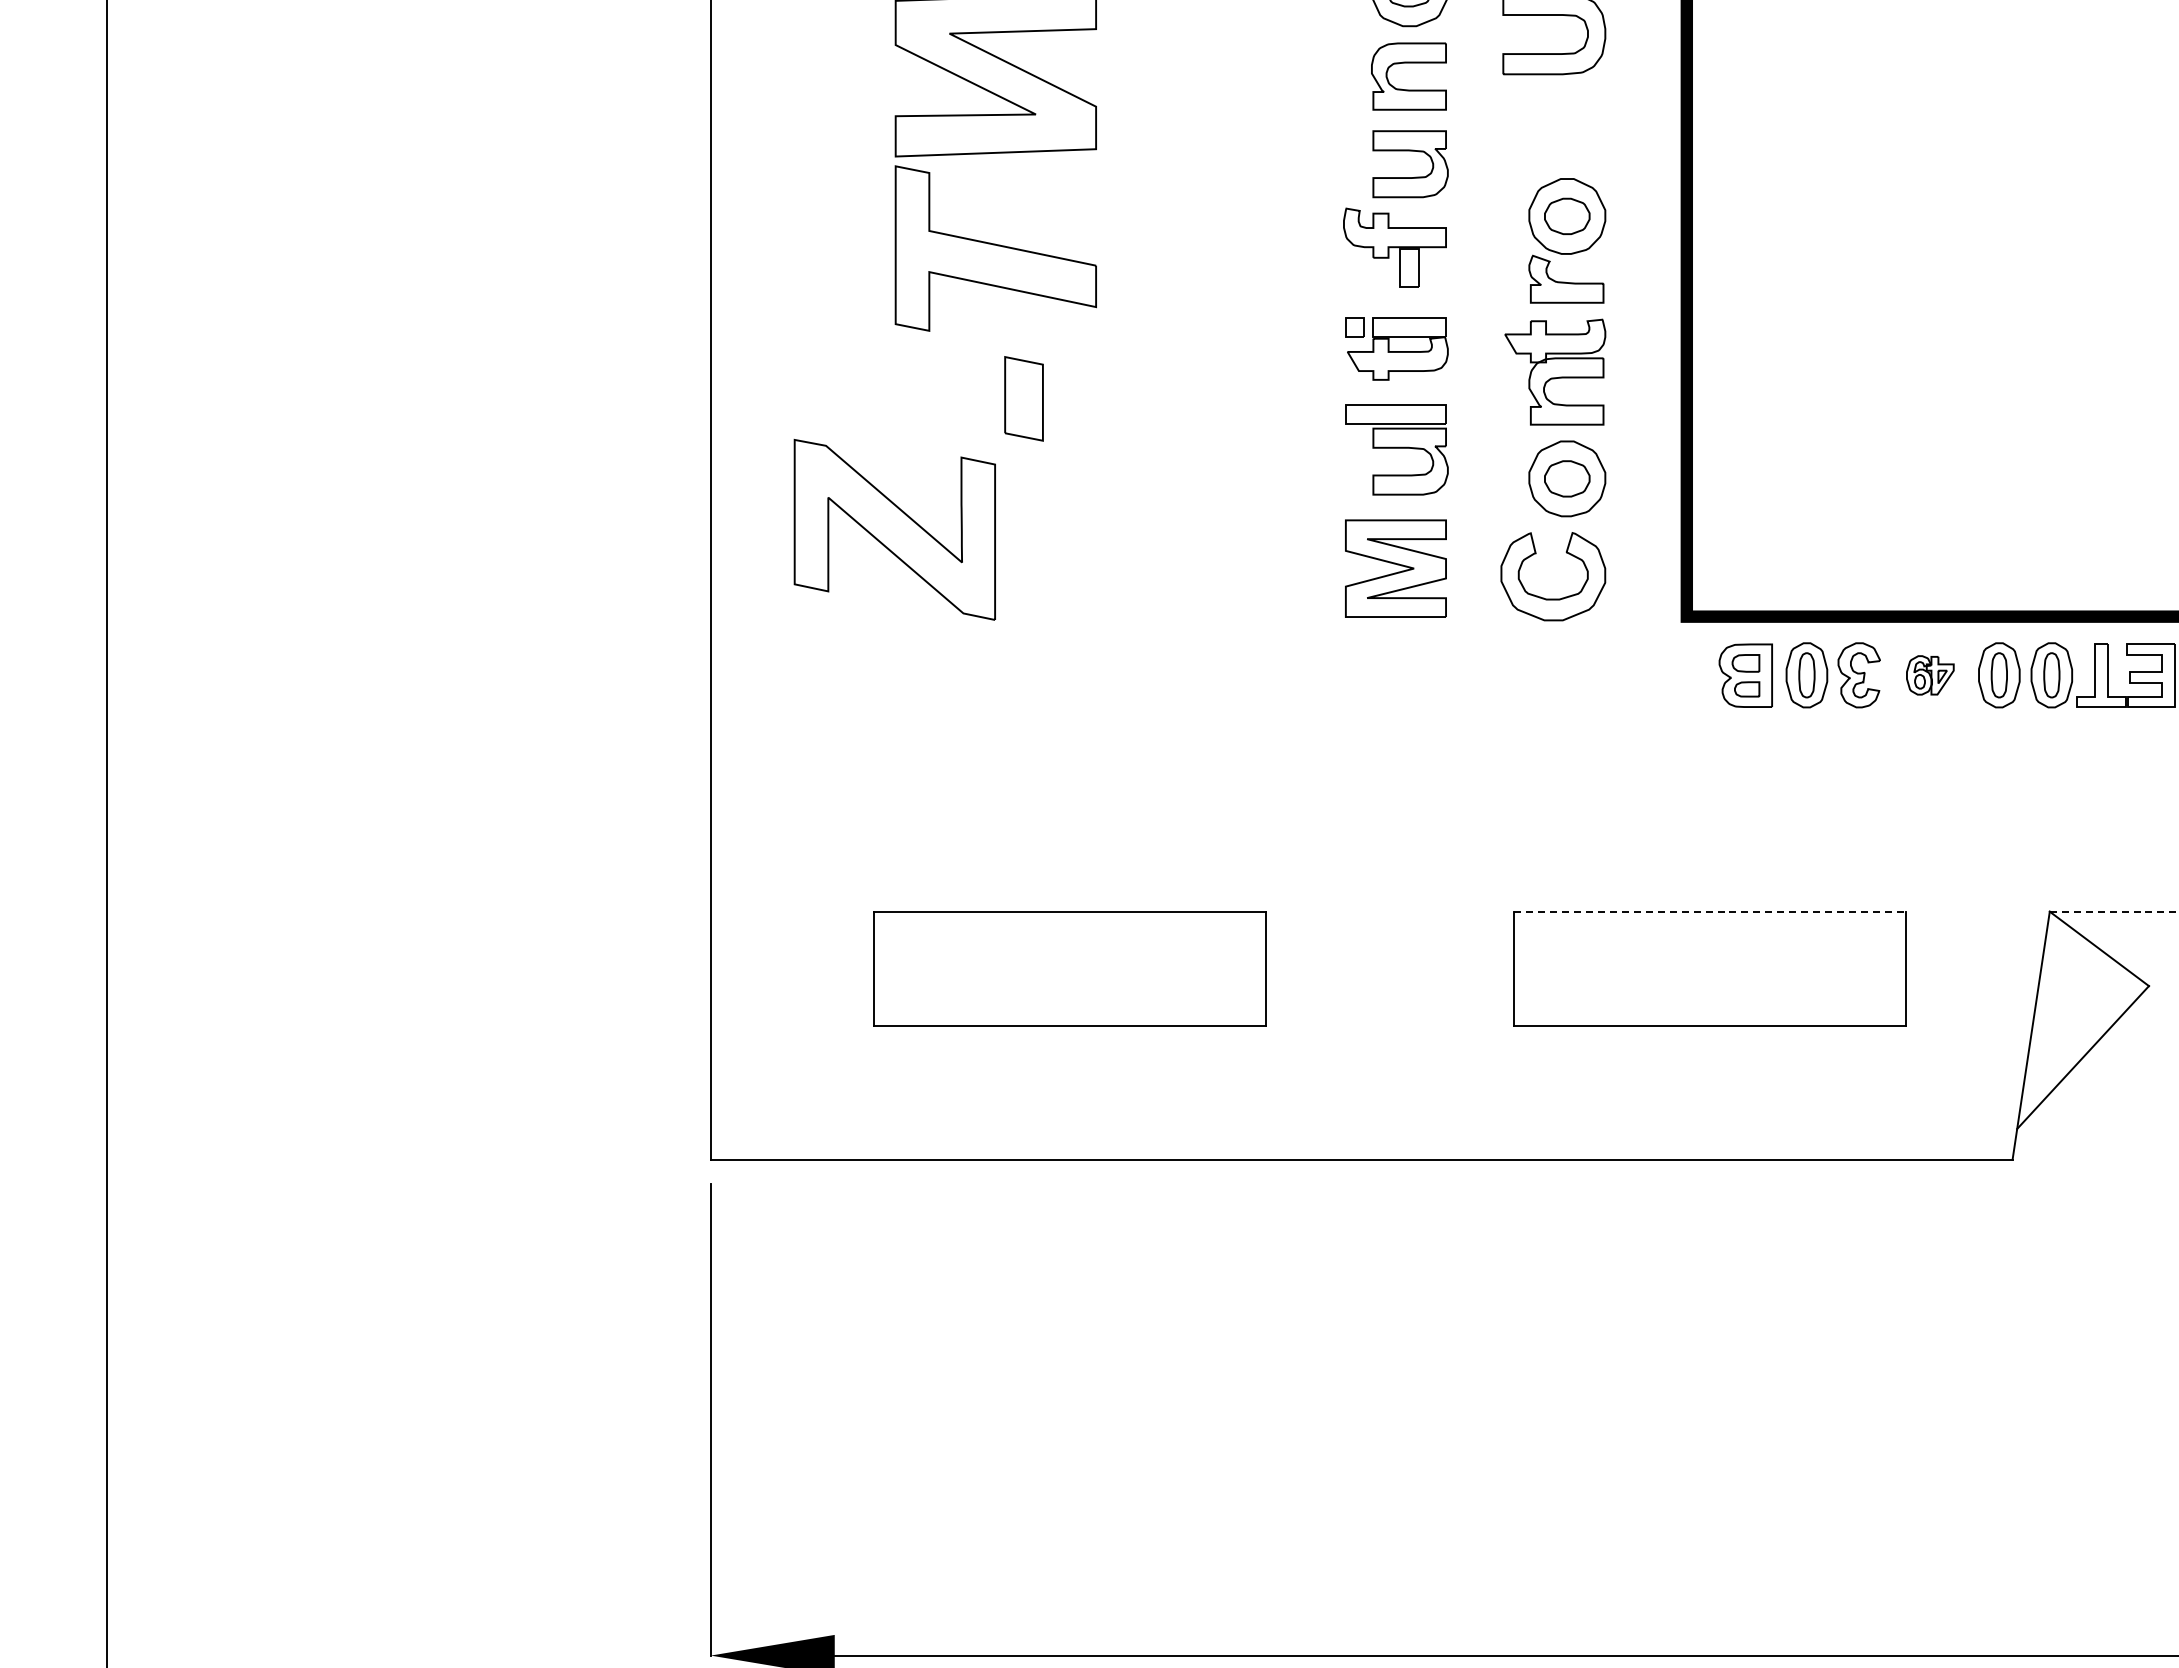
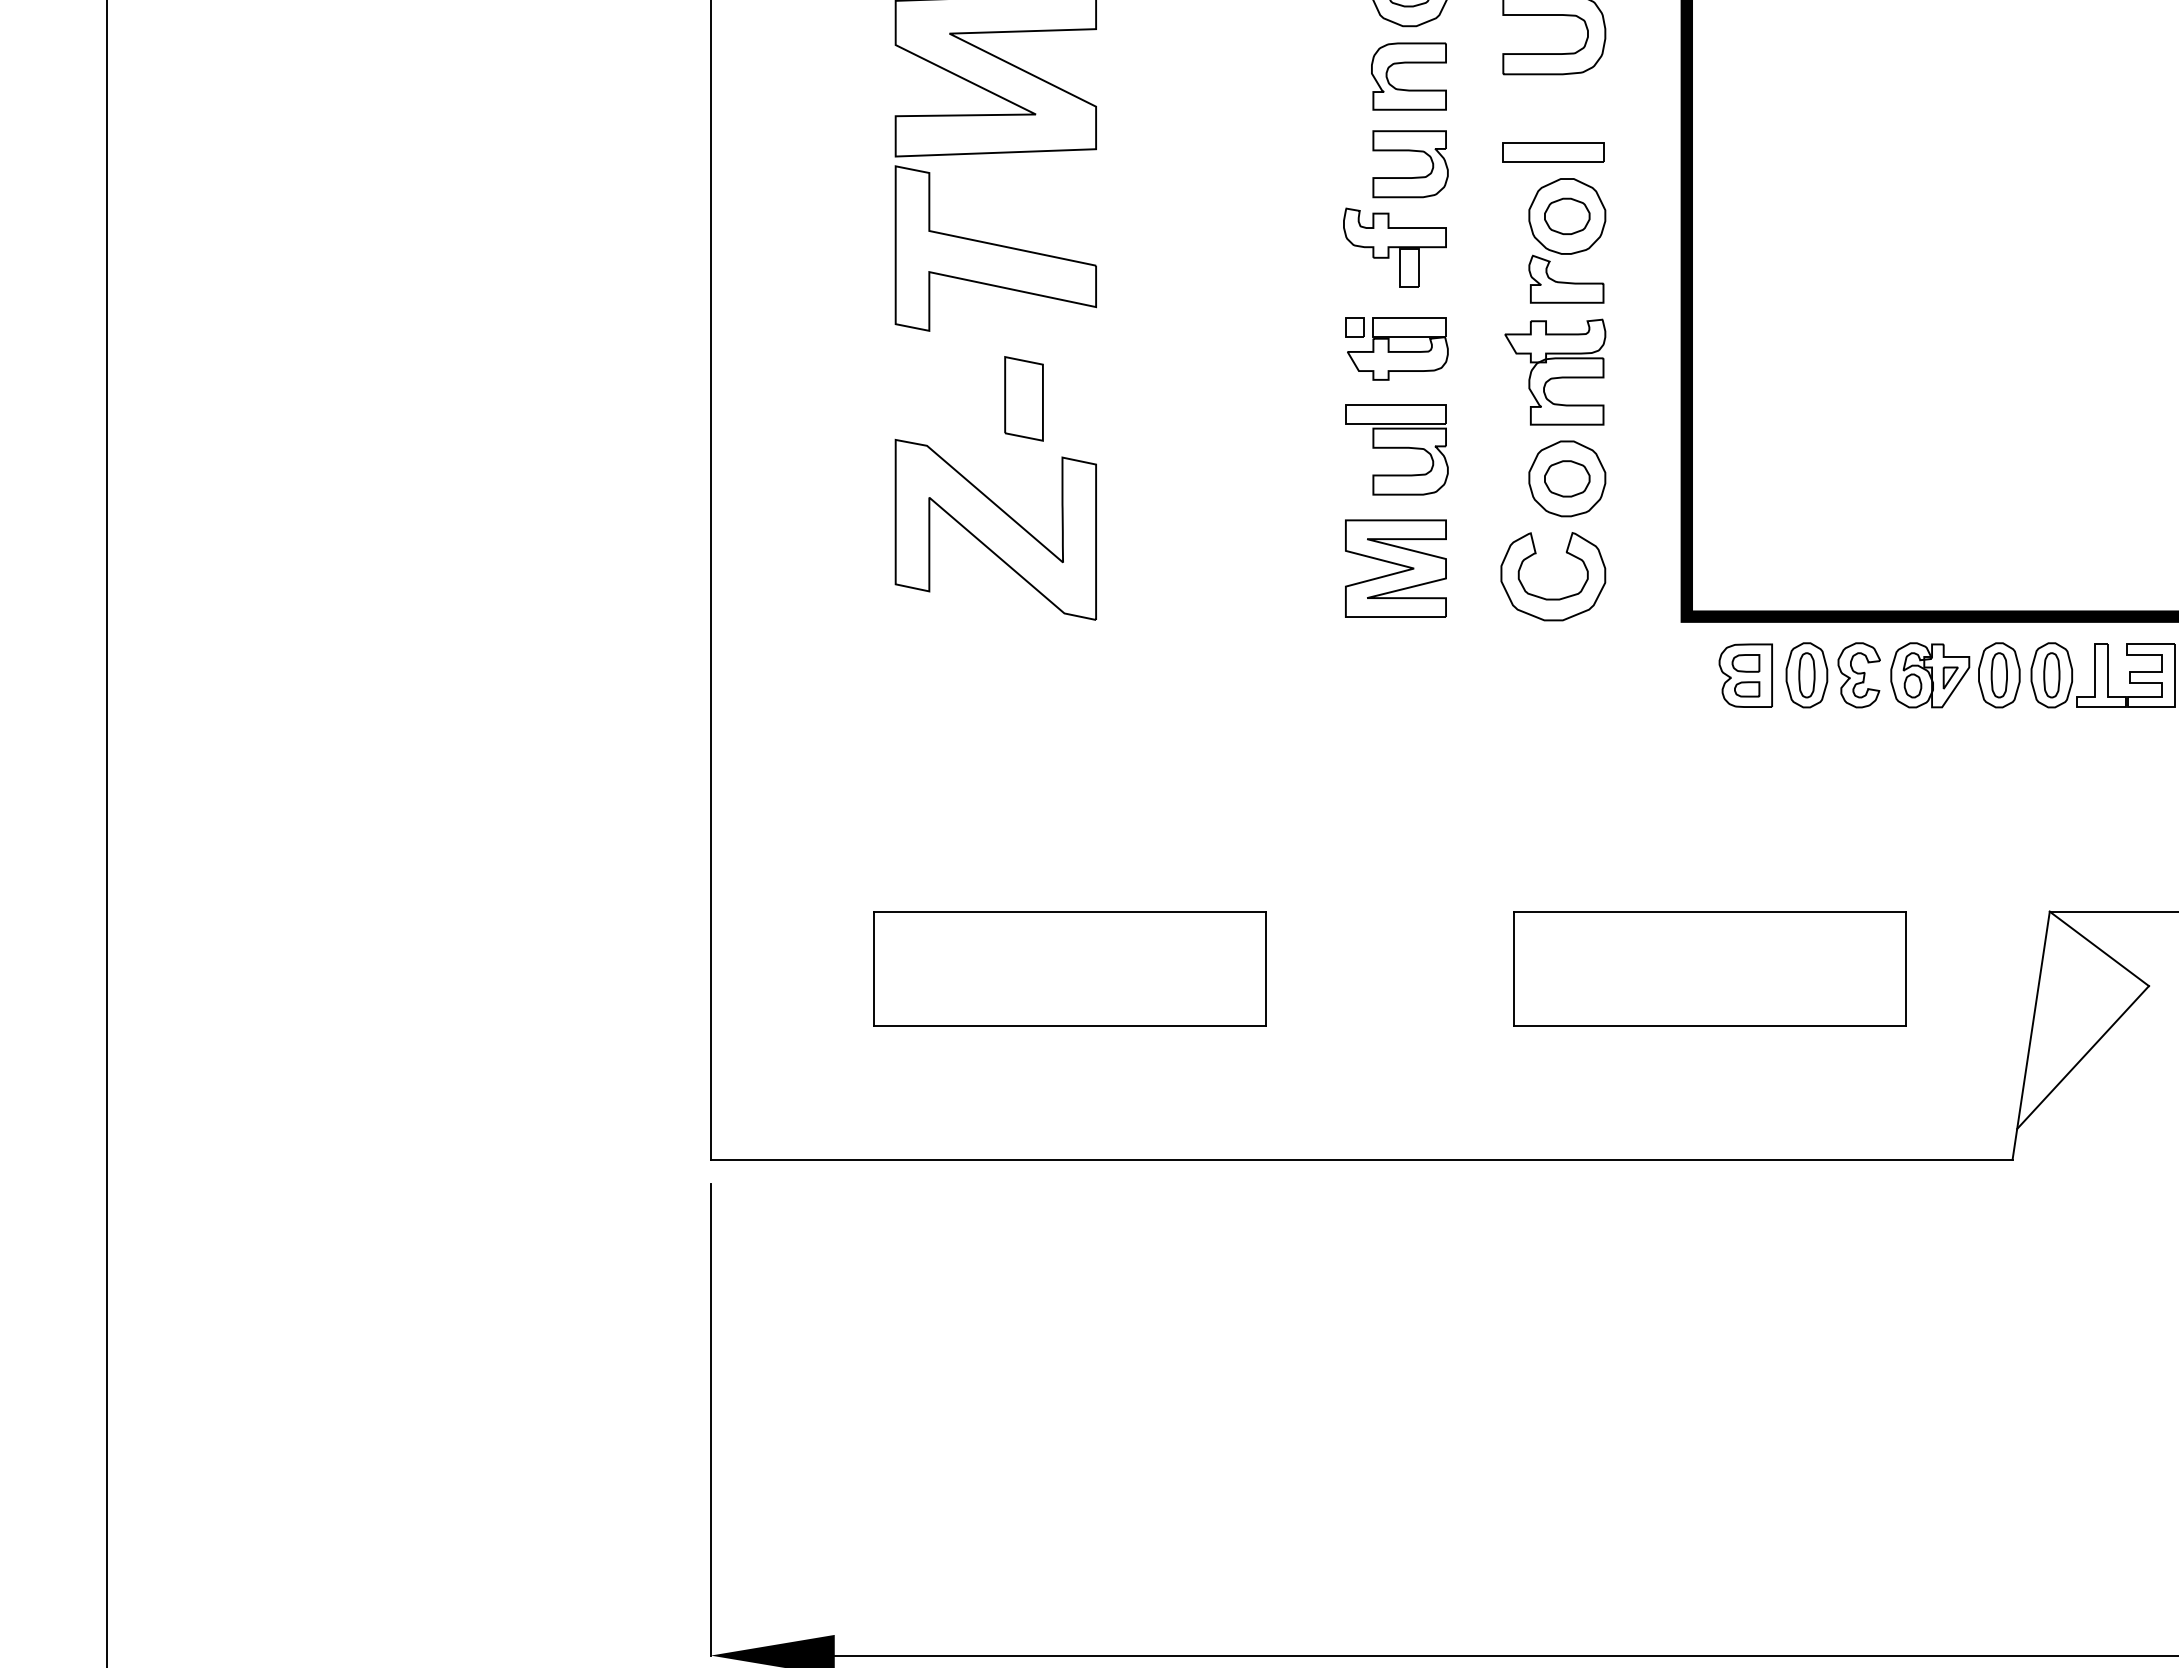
part: none -> present (1553, 152)
part position: (894, 529) -> (995, 529) (995, 529)
part size: 49x41 px -> 81x67 px (1930, 675)
line: dashed -> solid (1710, 911)
line: dashed -> solid (2114, 911)
